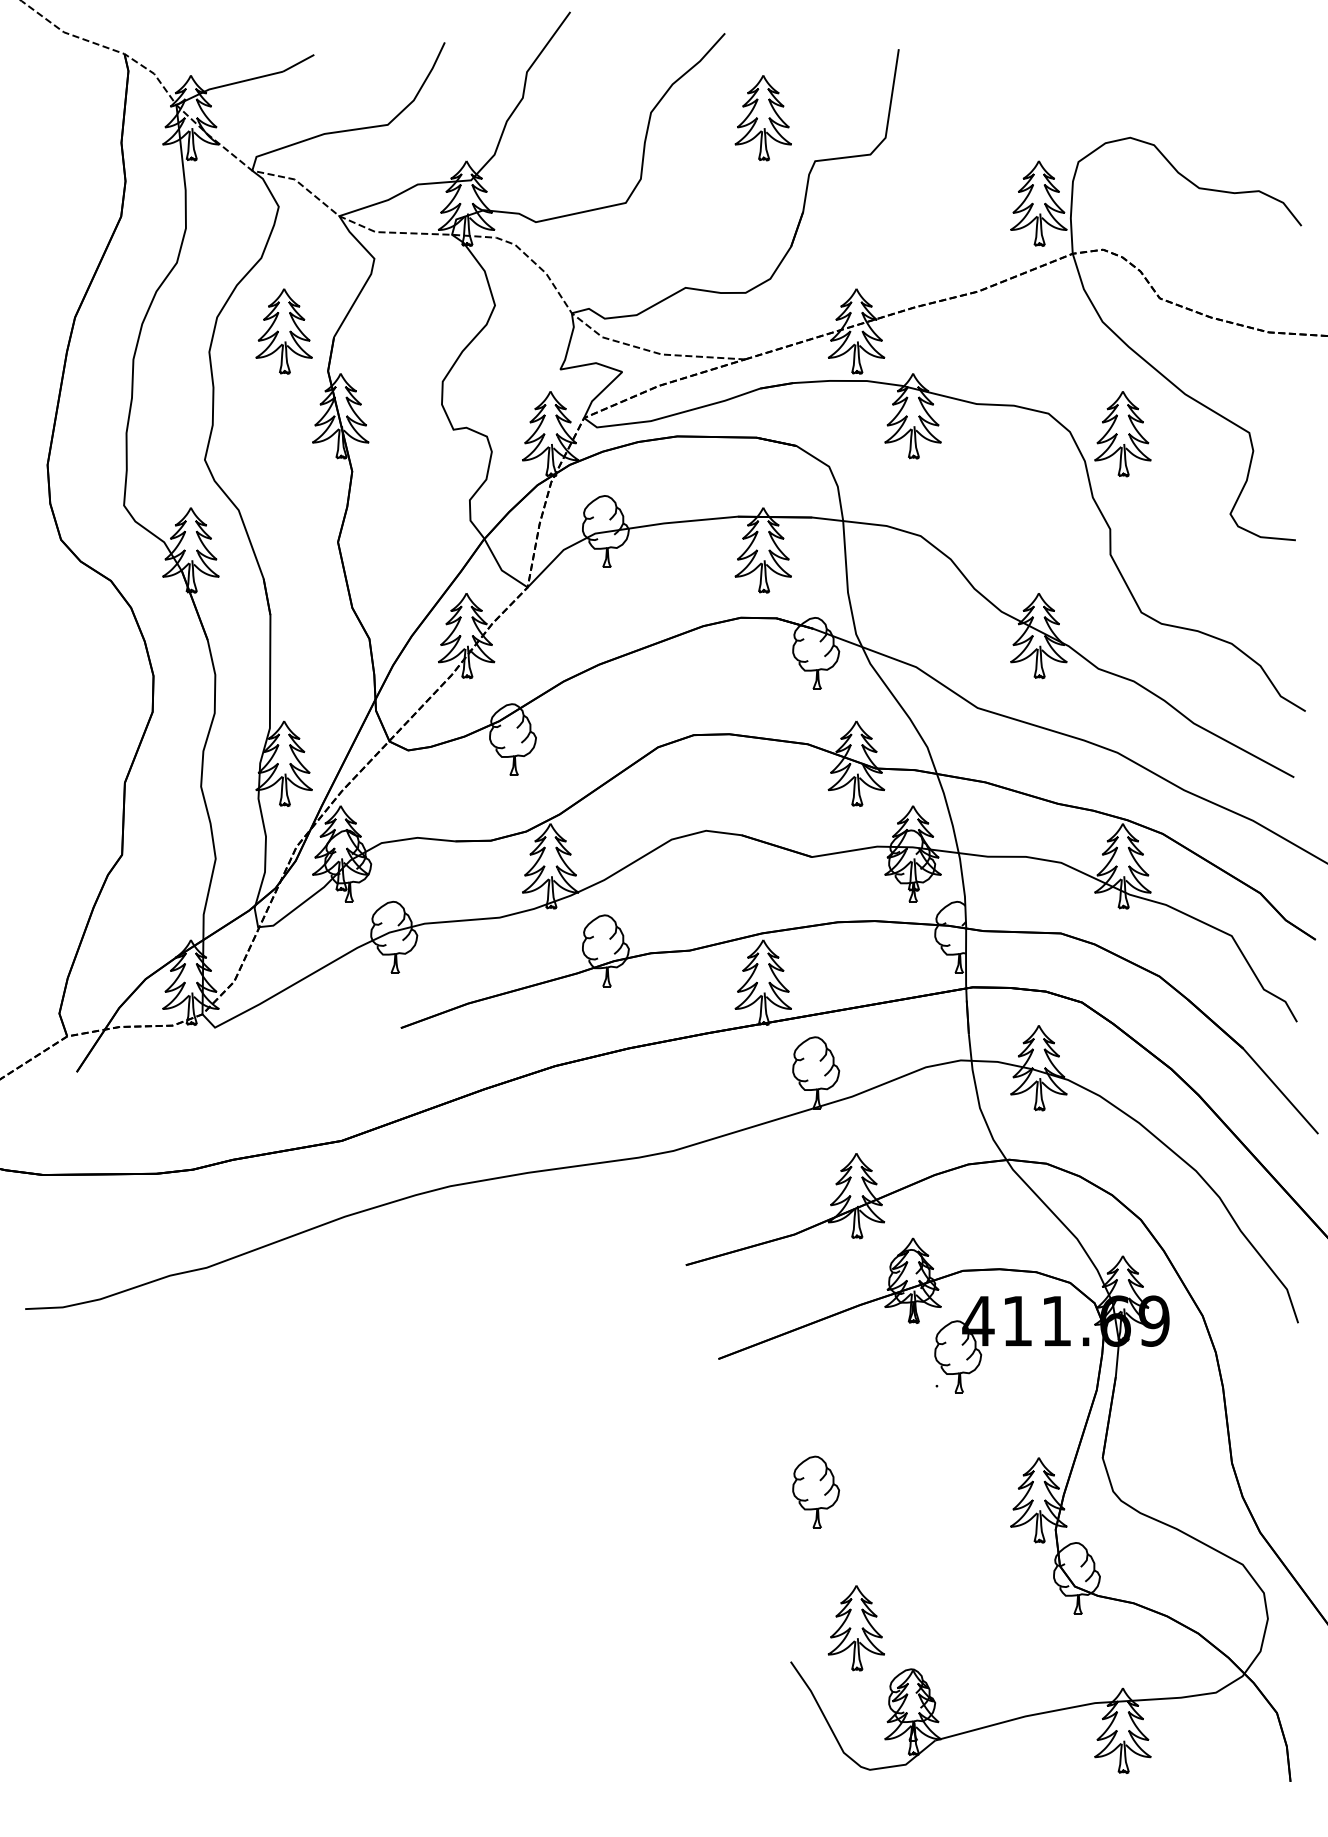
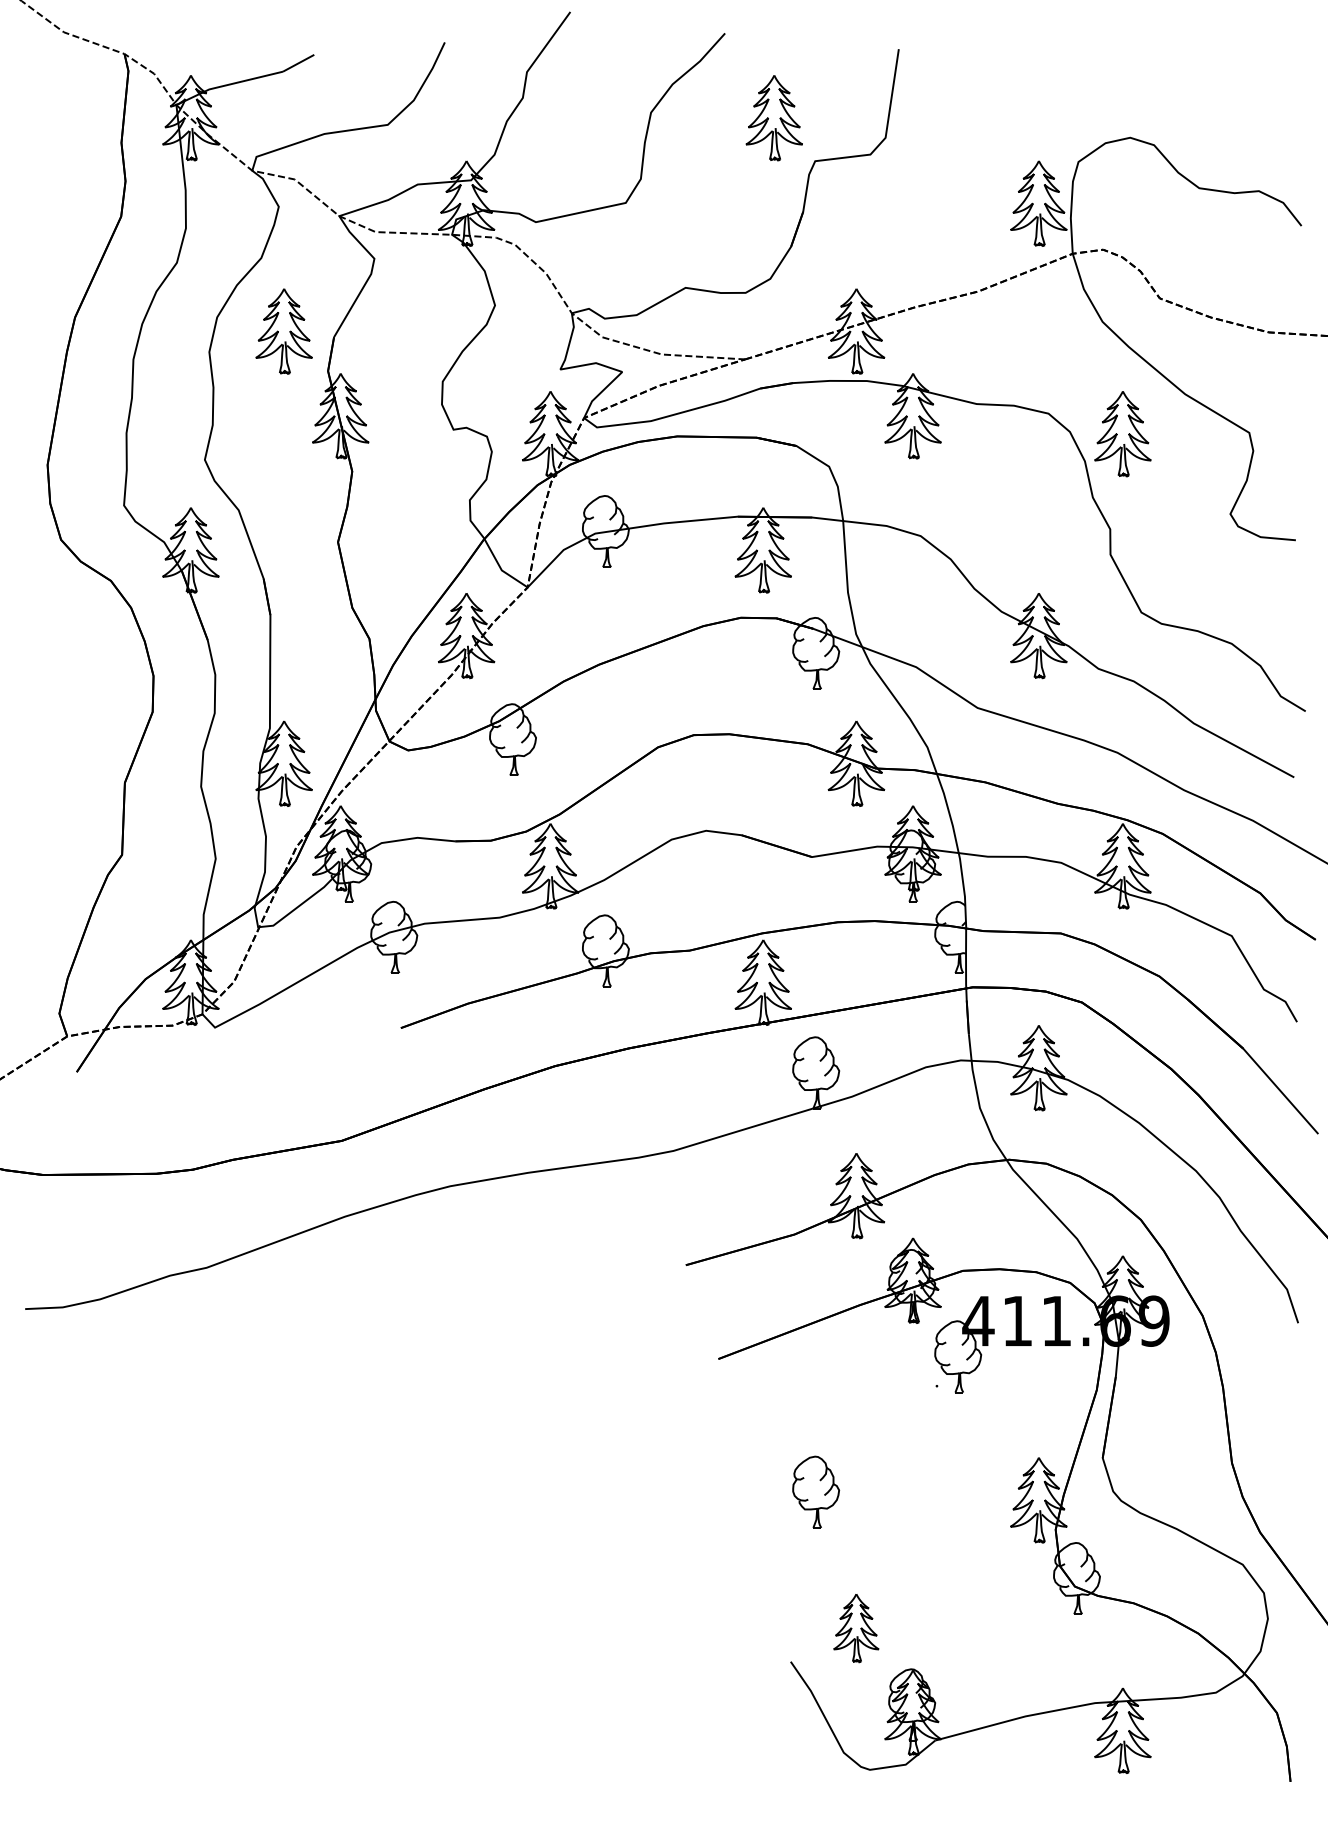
part position: (762, 118) -> (773, 118) (773, 118)
part size: 58x87 px -> 47x70 px (856, 1628)
